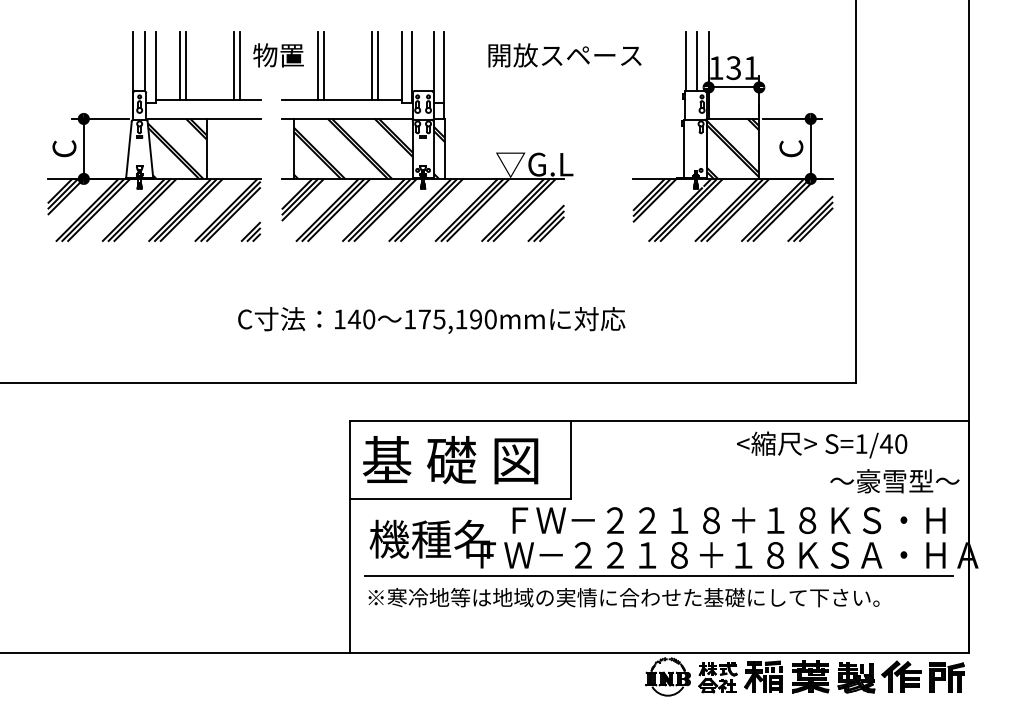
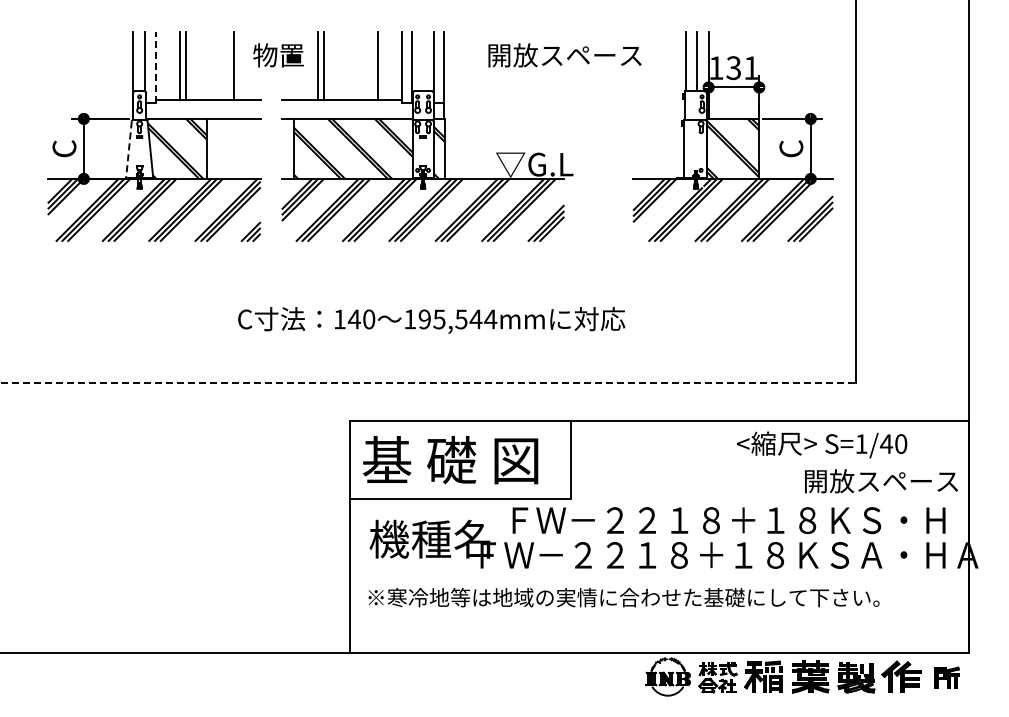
line: present -> none (239, 65)
line: present -> none (371, 65)
line: solid -> dashed (155, 67)
line: solid -> dashed (128, 150)
text: 175,190mm -> 195,544mm (457, 319)
line: solid -> dashed (428, 382)
text: ～豪雪型～ -> 開放スペース (882, 481)
line: present -> none (659, 576)
part size: 36x31 px -> 26x23 px (946, 677)
